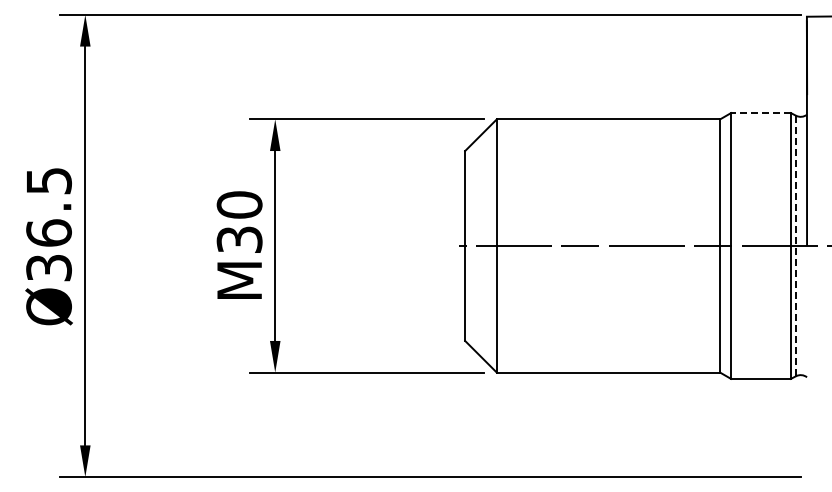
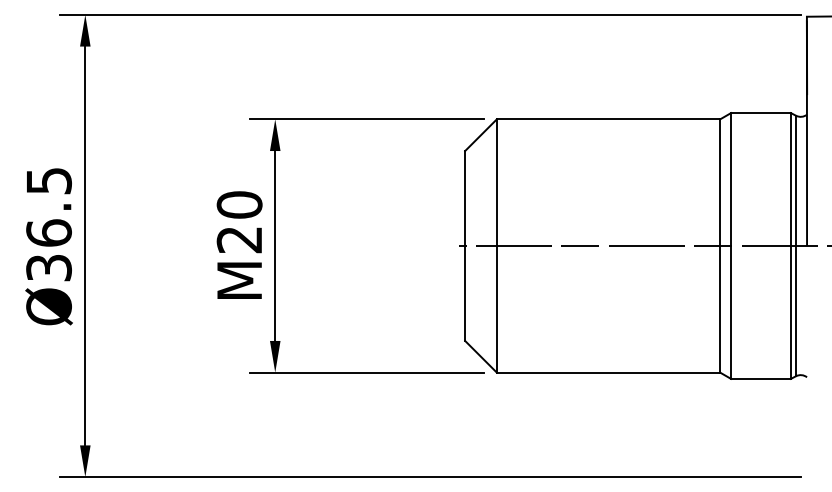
line: dashed -> solid (761, 113)
text: M30 -> M20 (239, 239)
line: dashed -> solid (796, 246)
